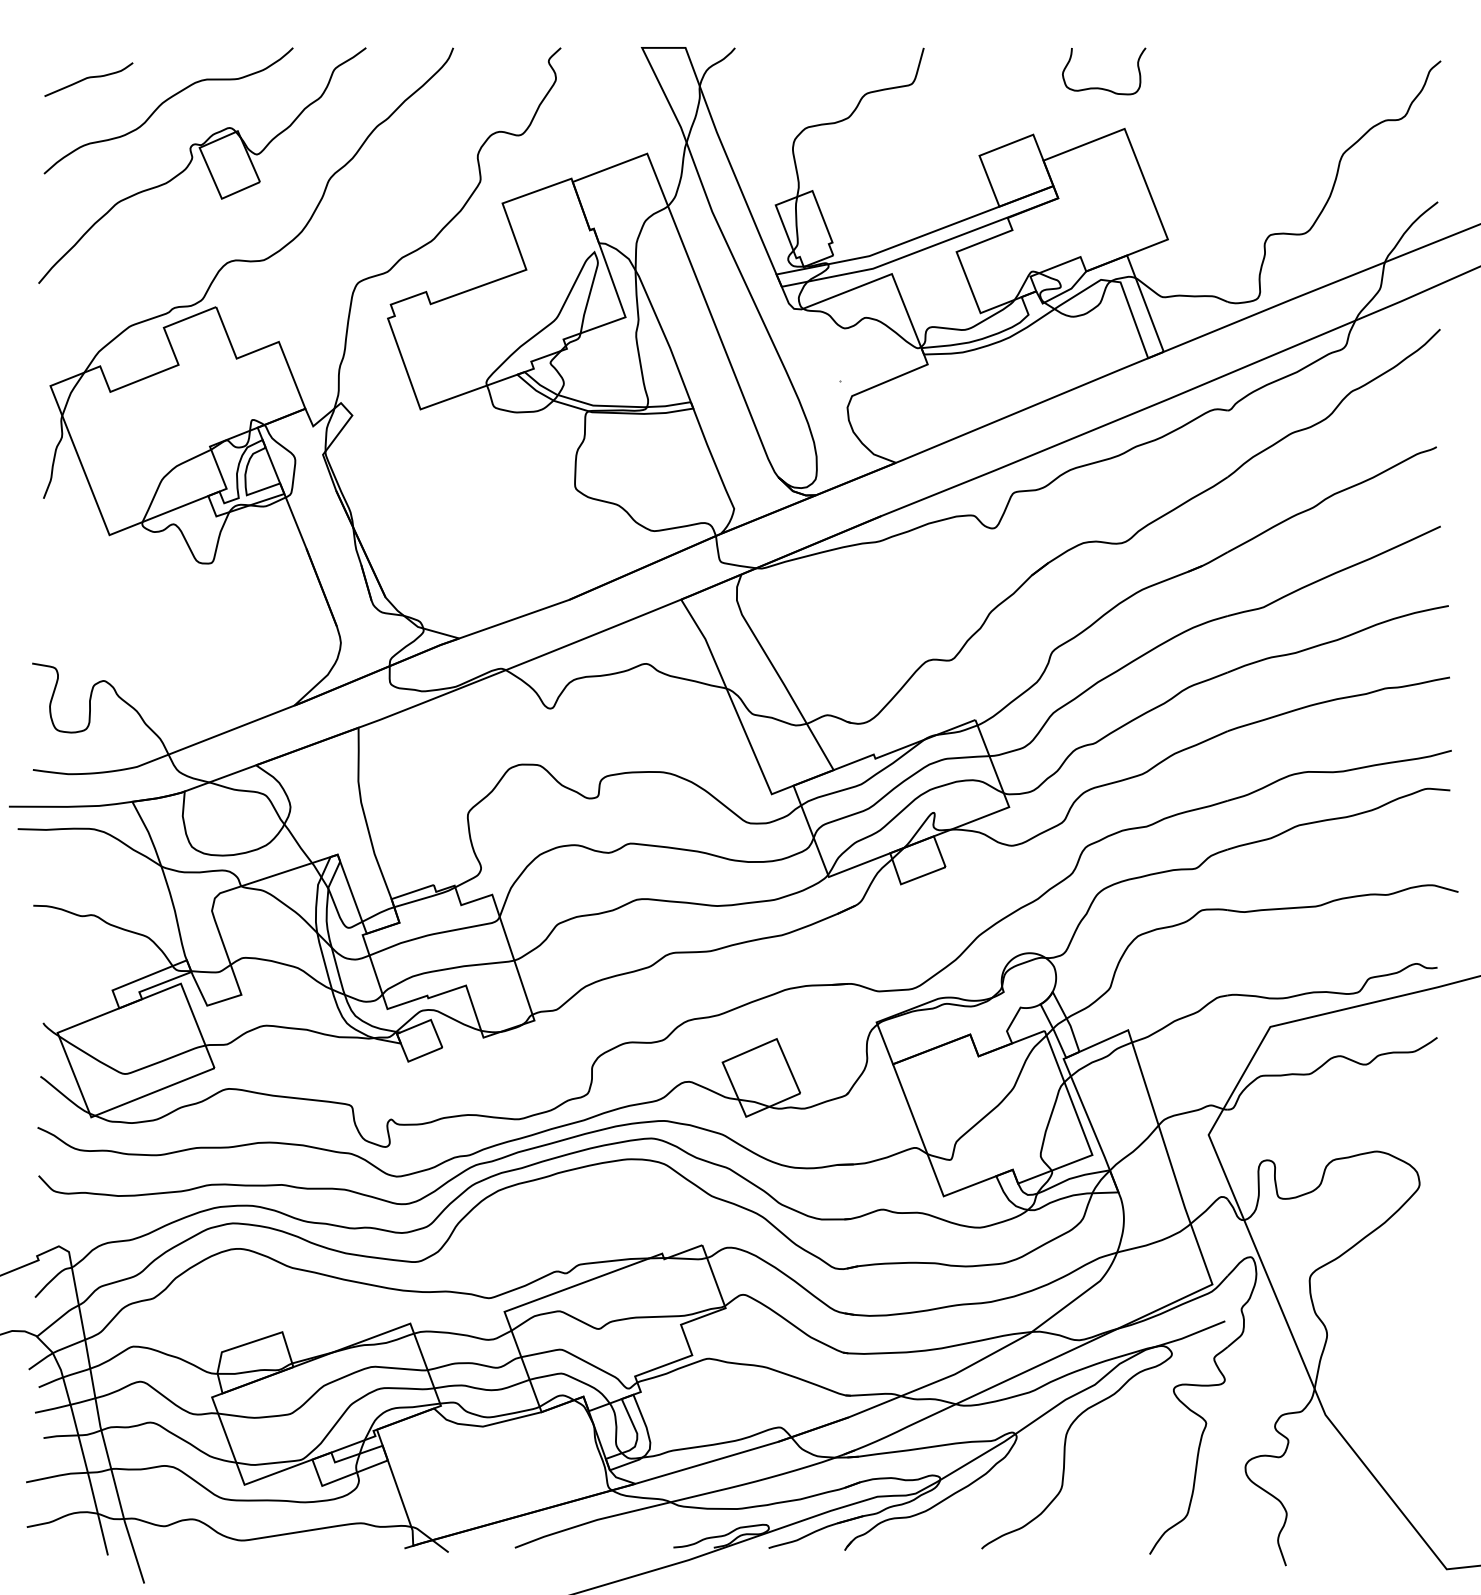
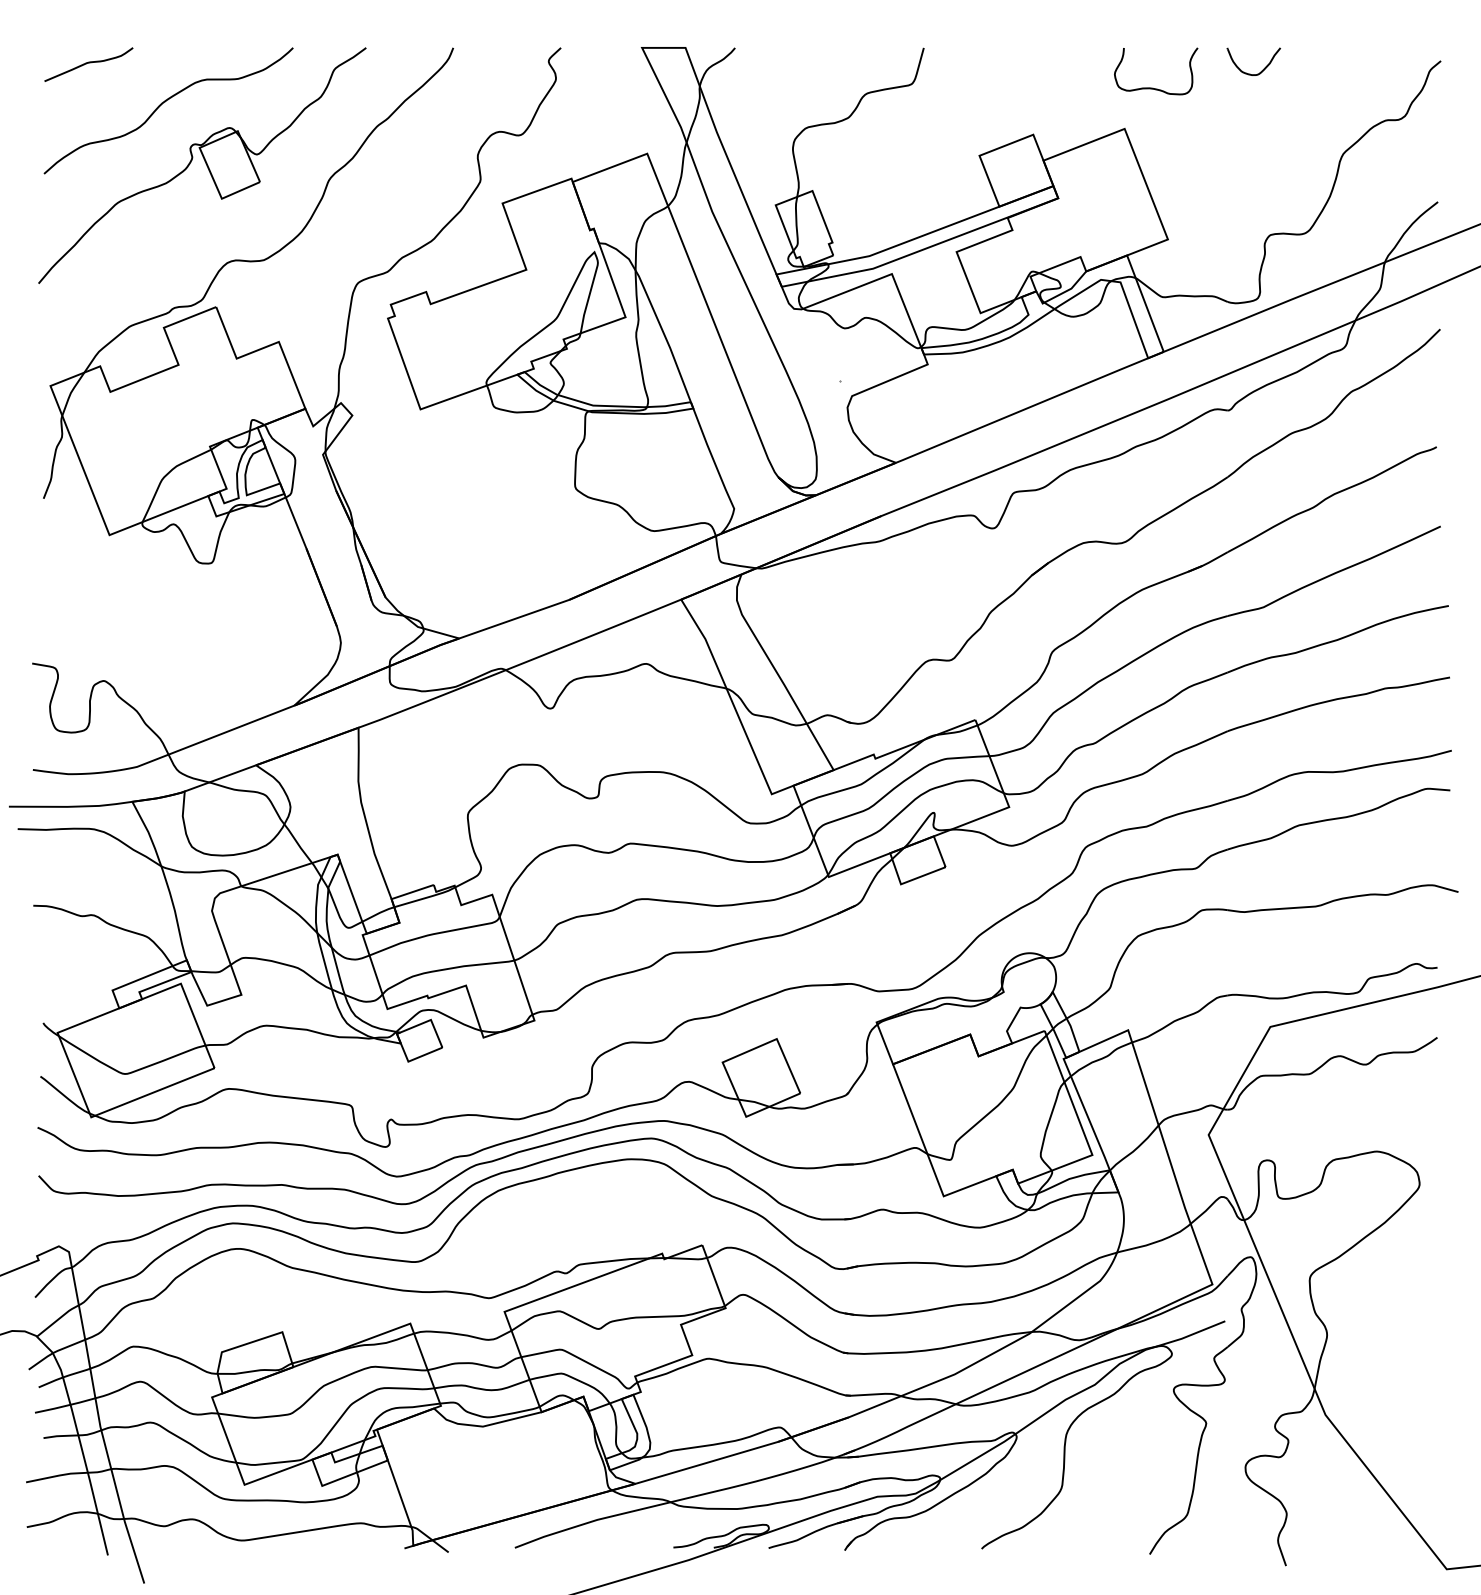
part: none -> present (1262, 69)
curve position: (88, 78) -> (88, 63) (88, 63)
curve position: (1101, 87) -> (1153, 87) (1153, 87)
